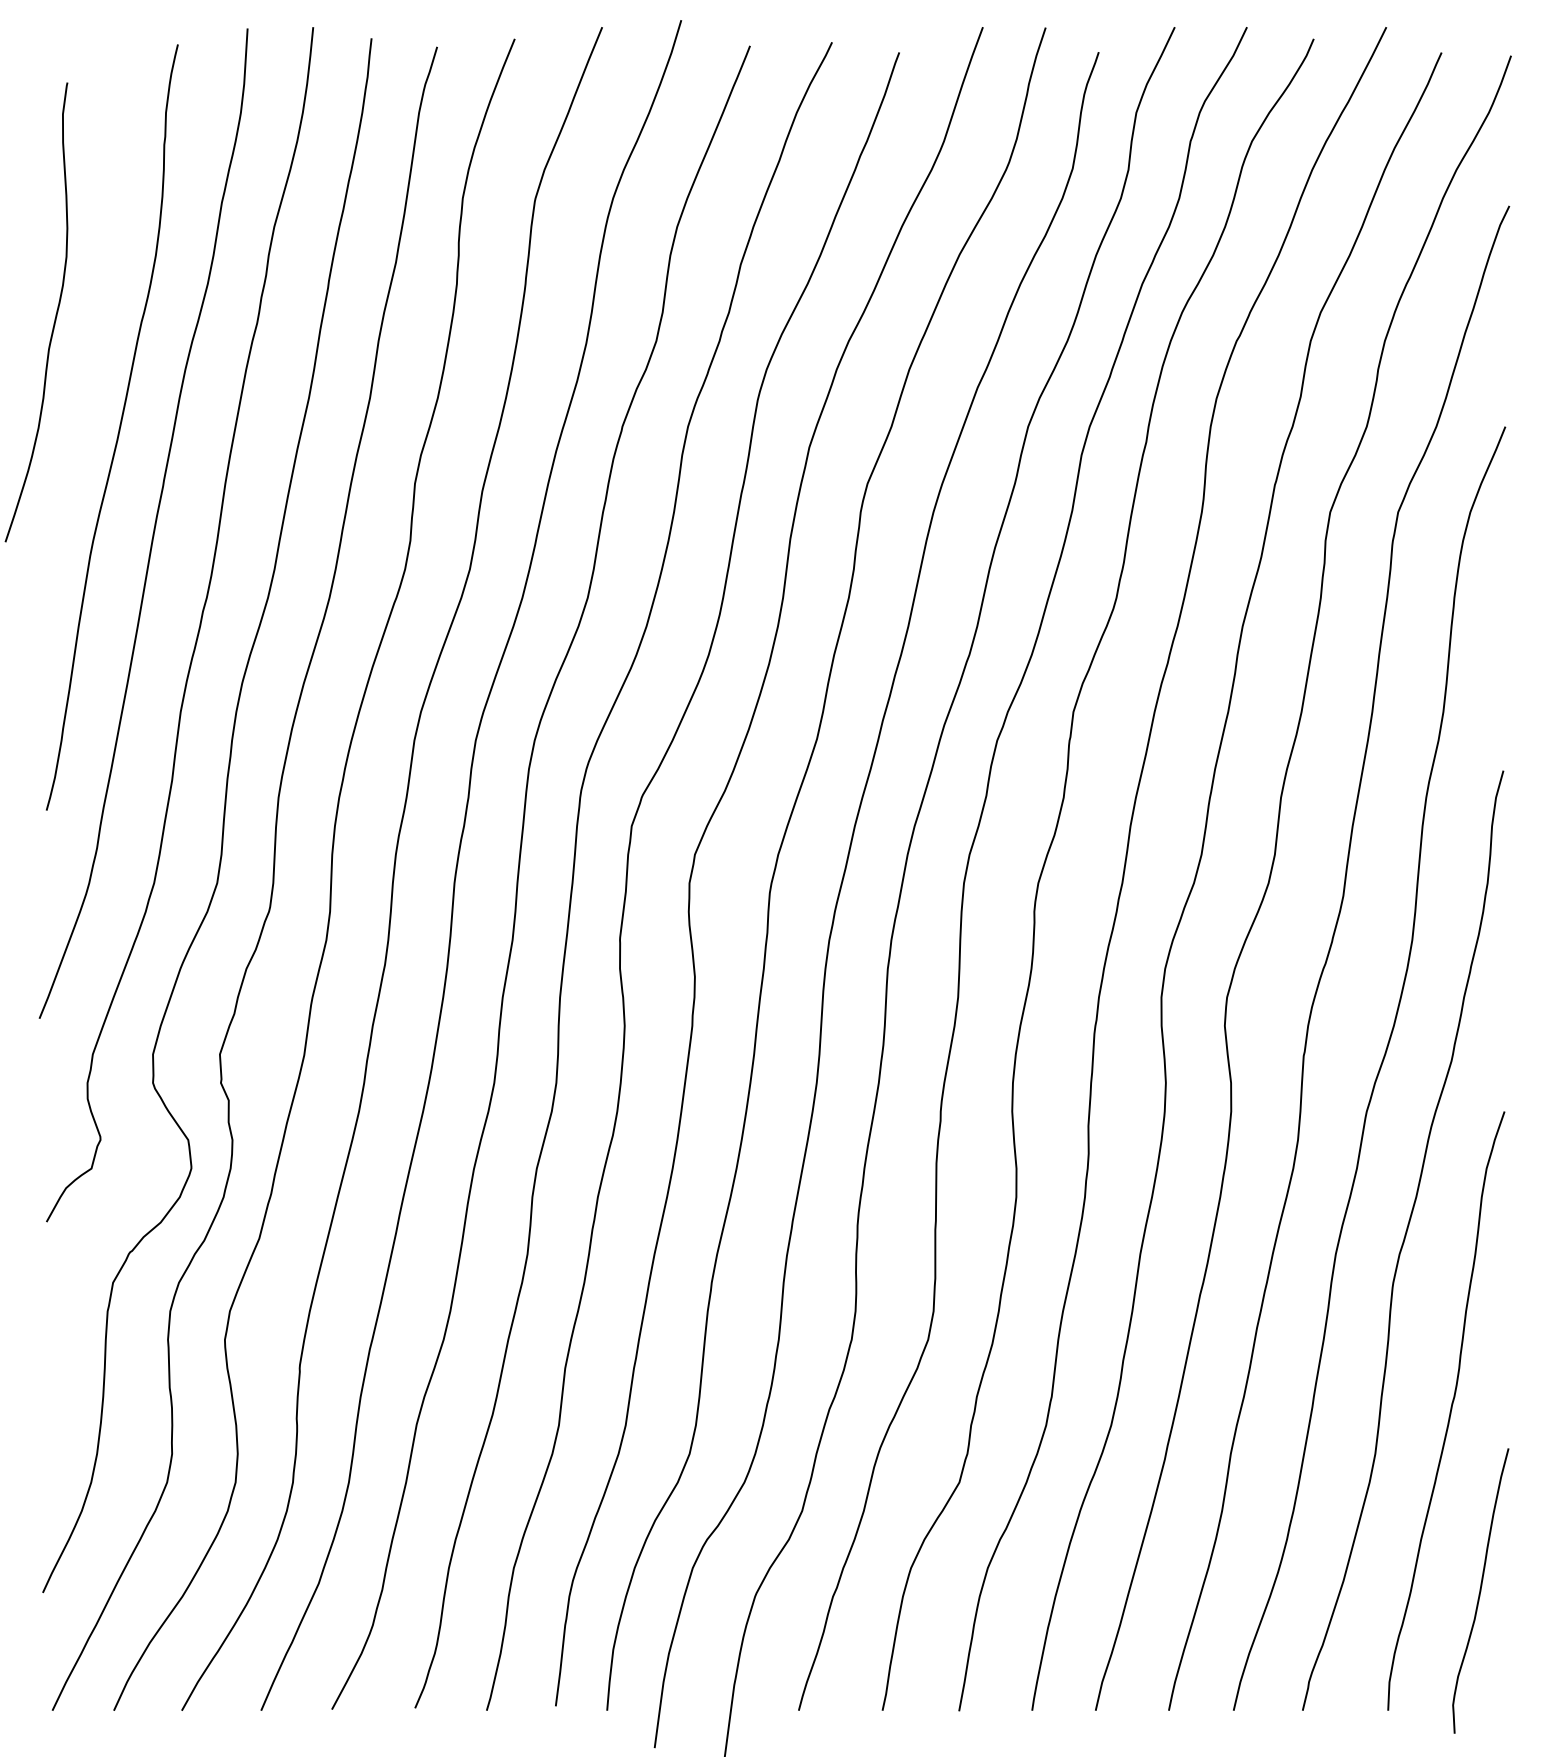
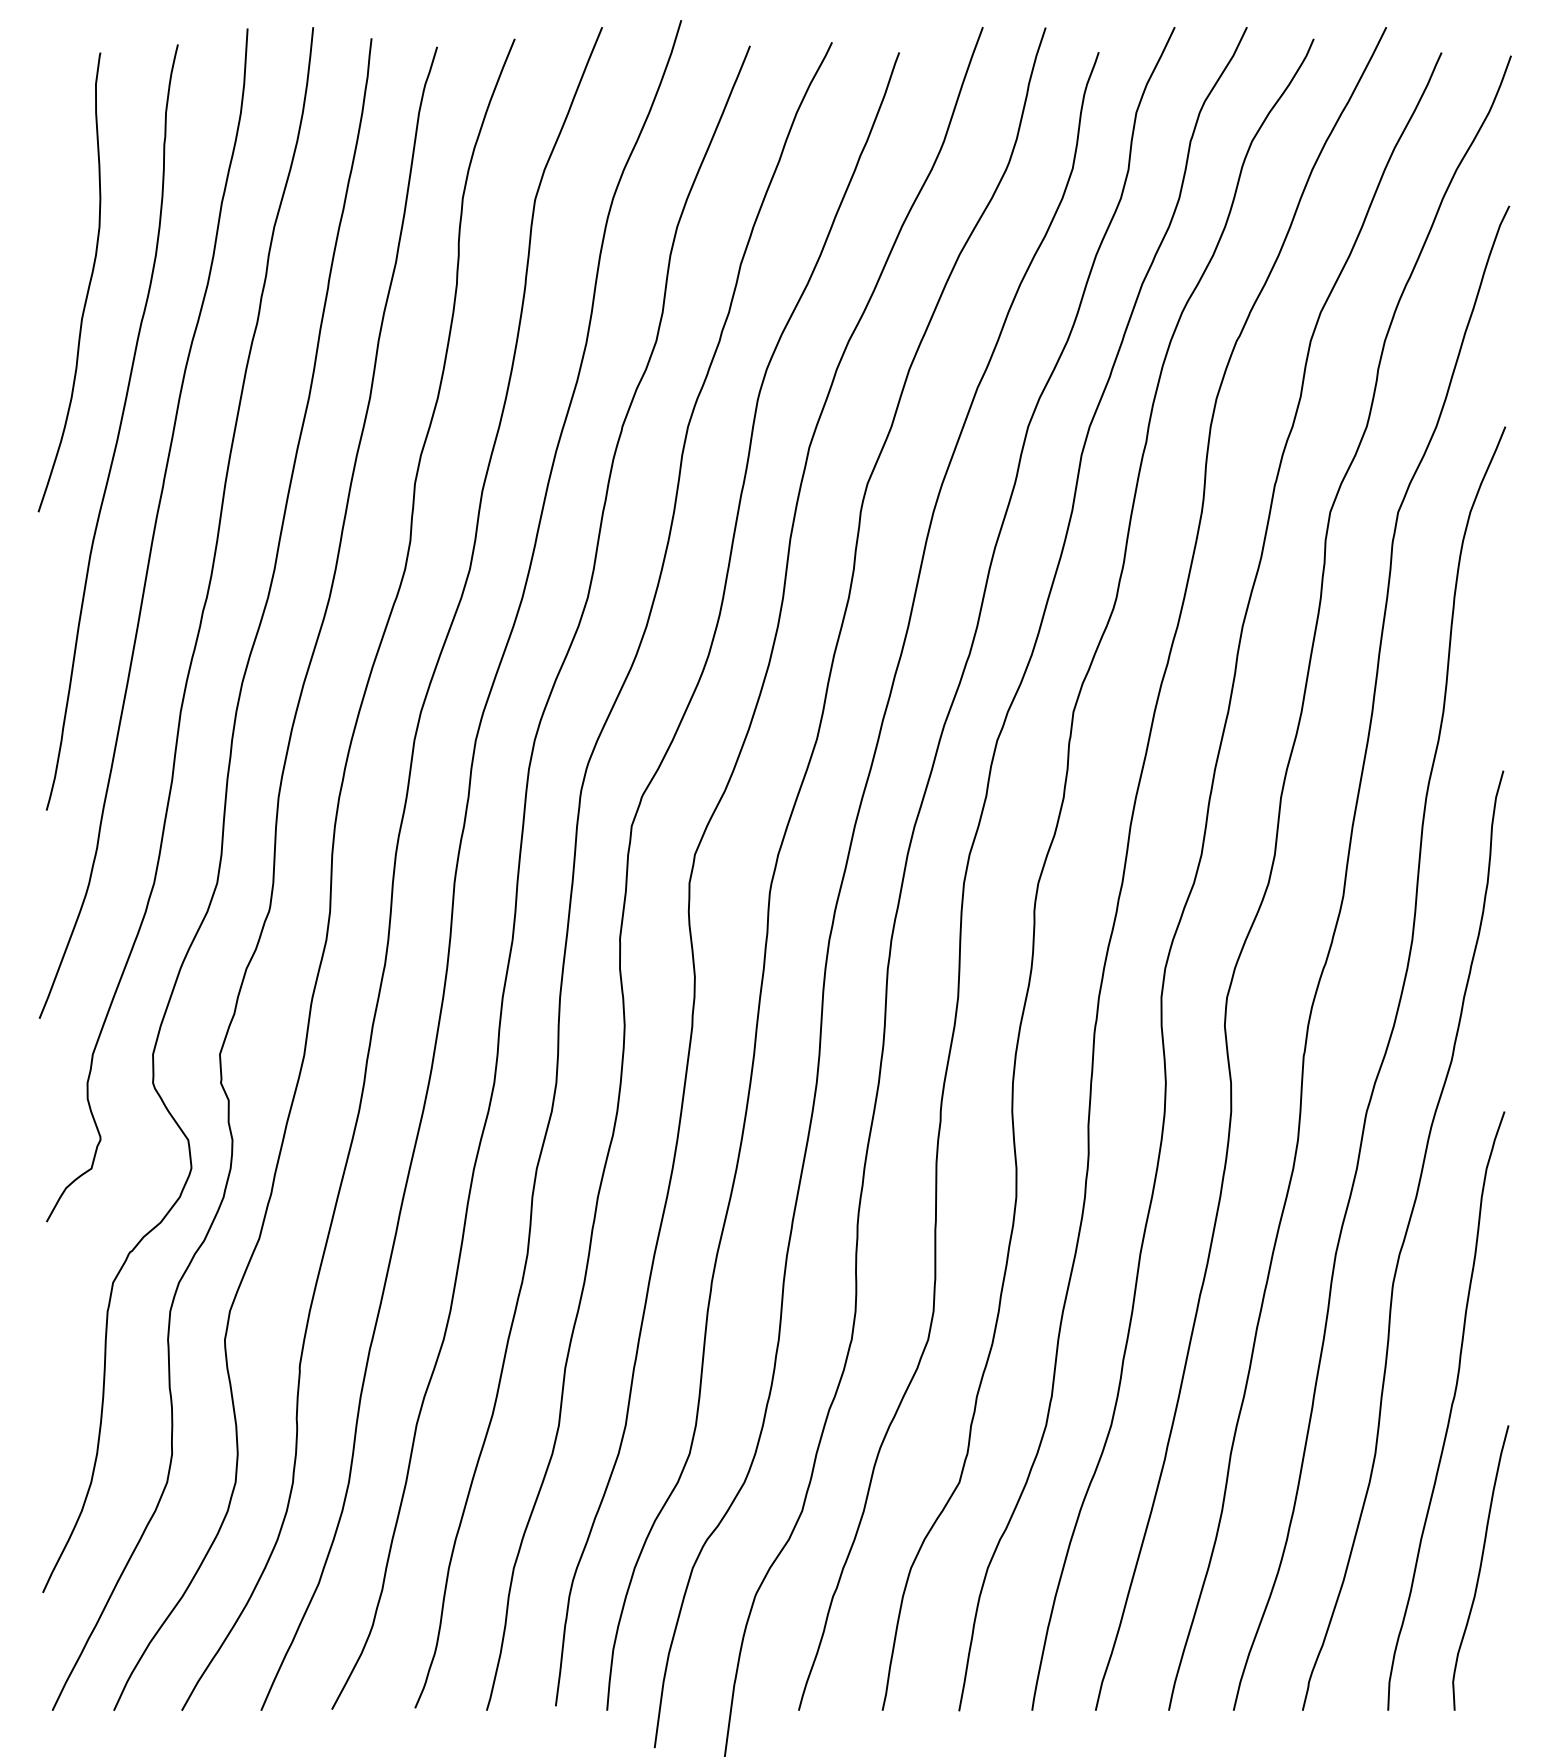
curve position: (54, 318) -> (87, 288) (87, 288)
curve position: (1480, 1590) -> (1480, 1567) (1480, 1567)
